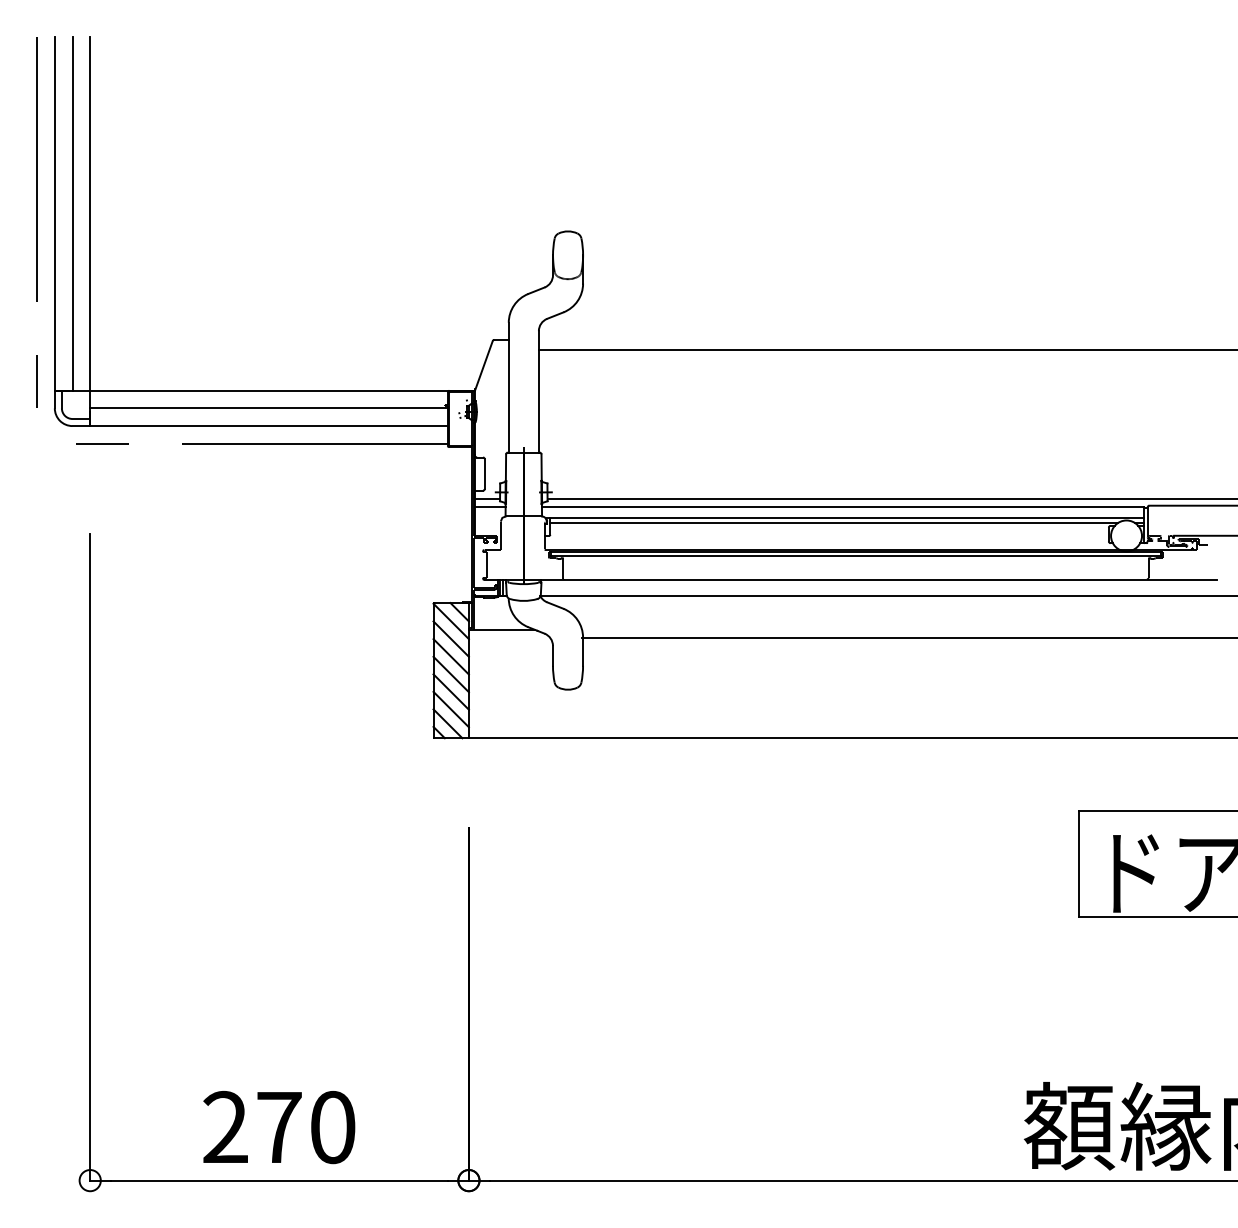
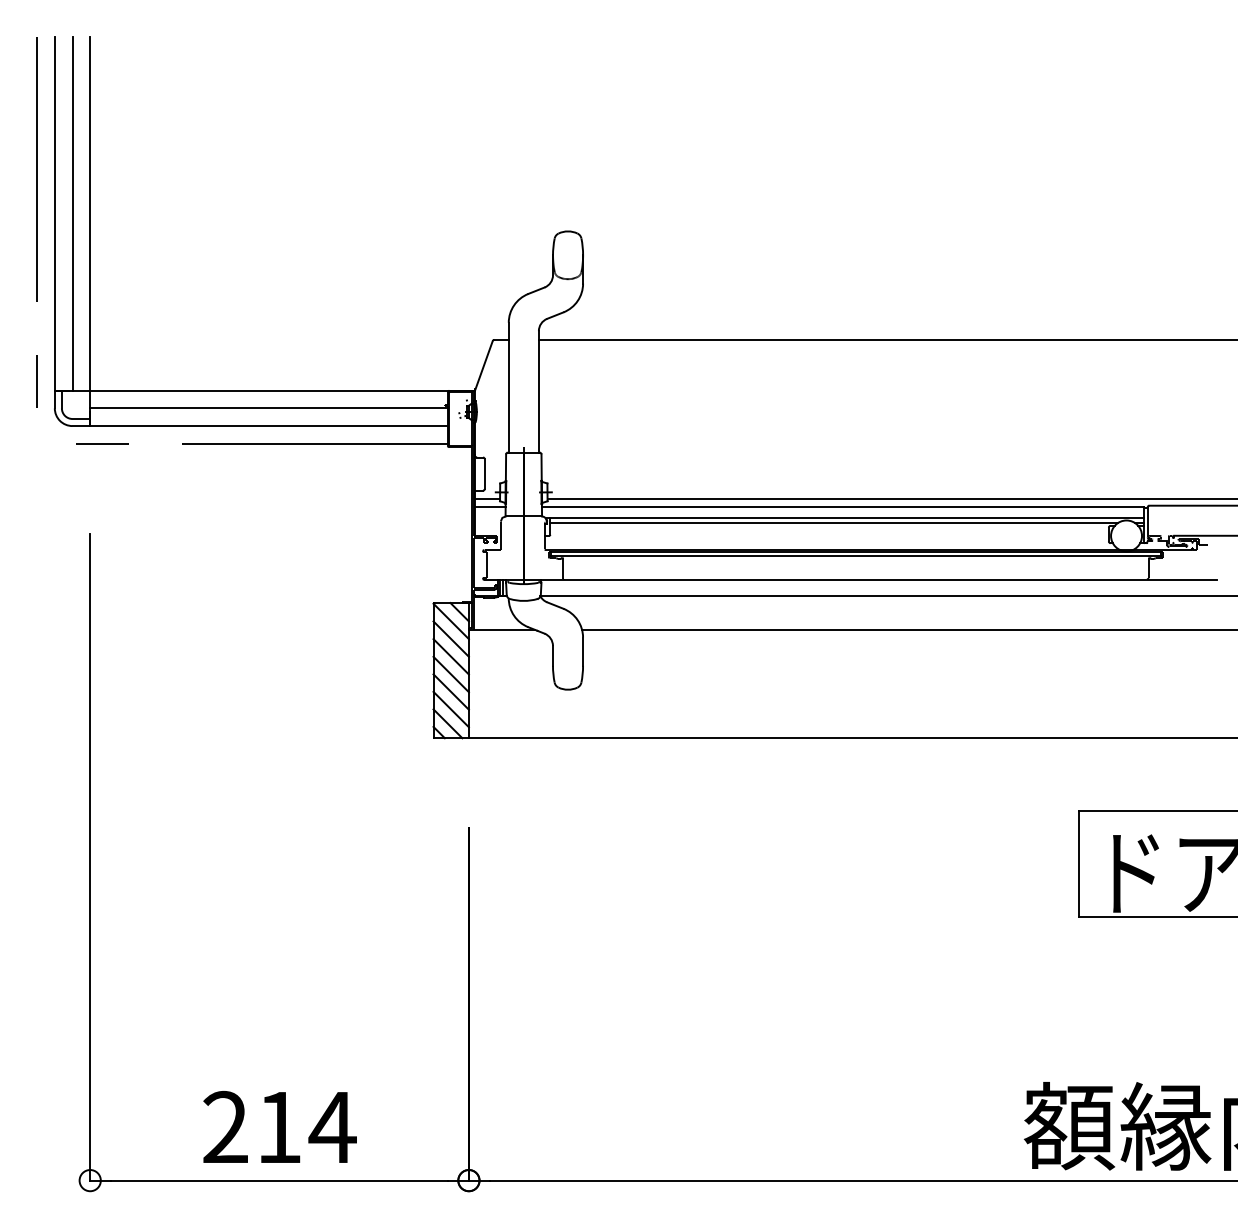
line position: (886, 350) -> (886, 340) (886, 340)
line position: (908, 637) -> (908, 629) (908, 629)
text: 270 -> 214 (306, 1127)
